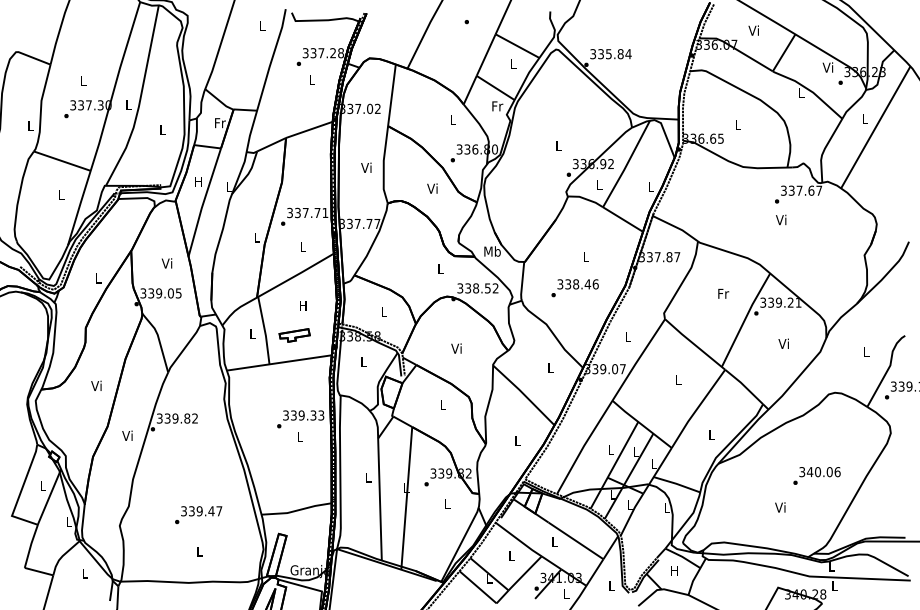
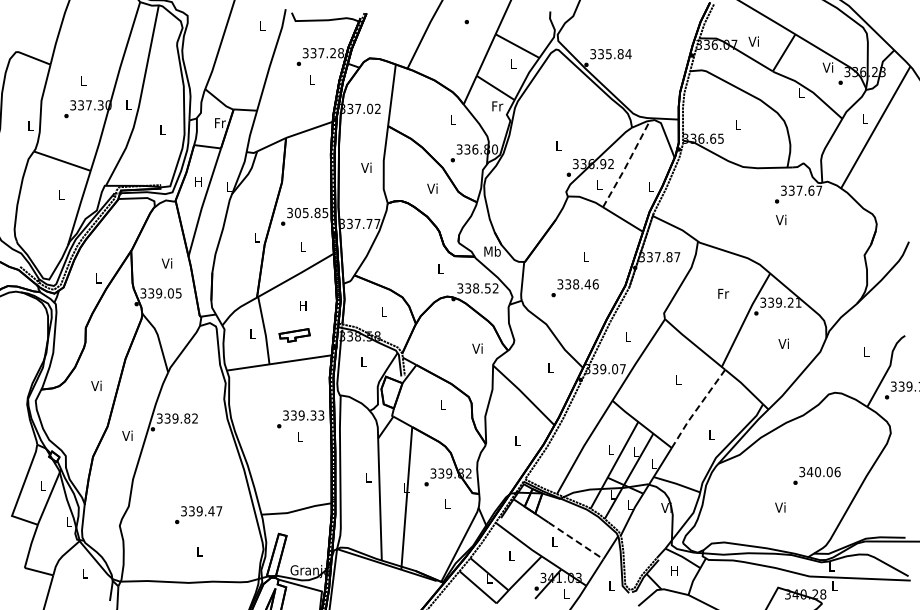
text position: (753, 30) -> (753, 41) (753, 41)
line: solid -> dashed (626, 164)
text: 337.71 -> 305.85 (311, 212)
text position: (456, 348) -> (477, 348) (477, 348)
line: solid -> dashed (697, 408)
text: L -> Vi (666, 507)
line: solid -> dashed (576, 540)
